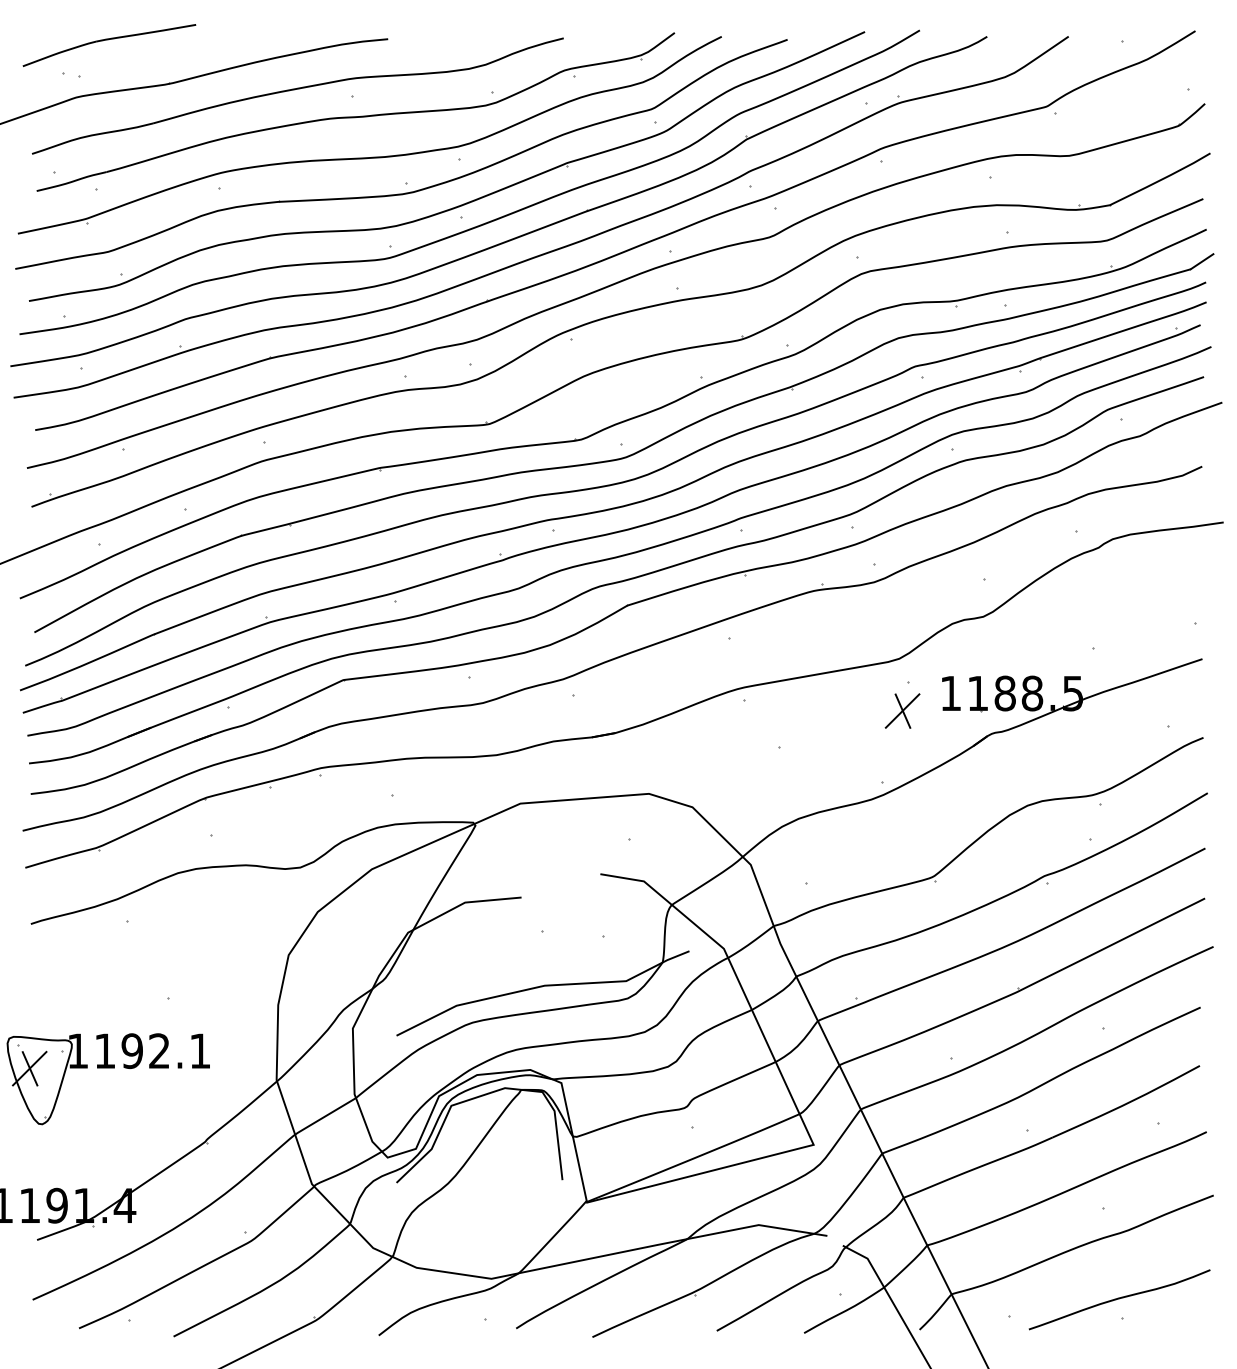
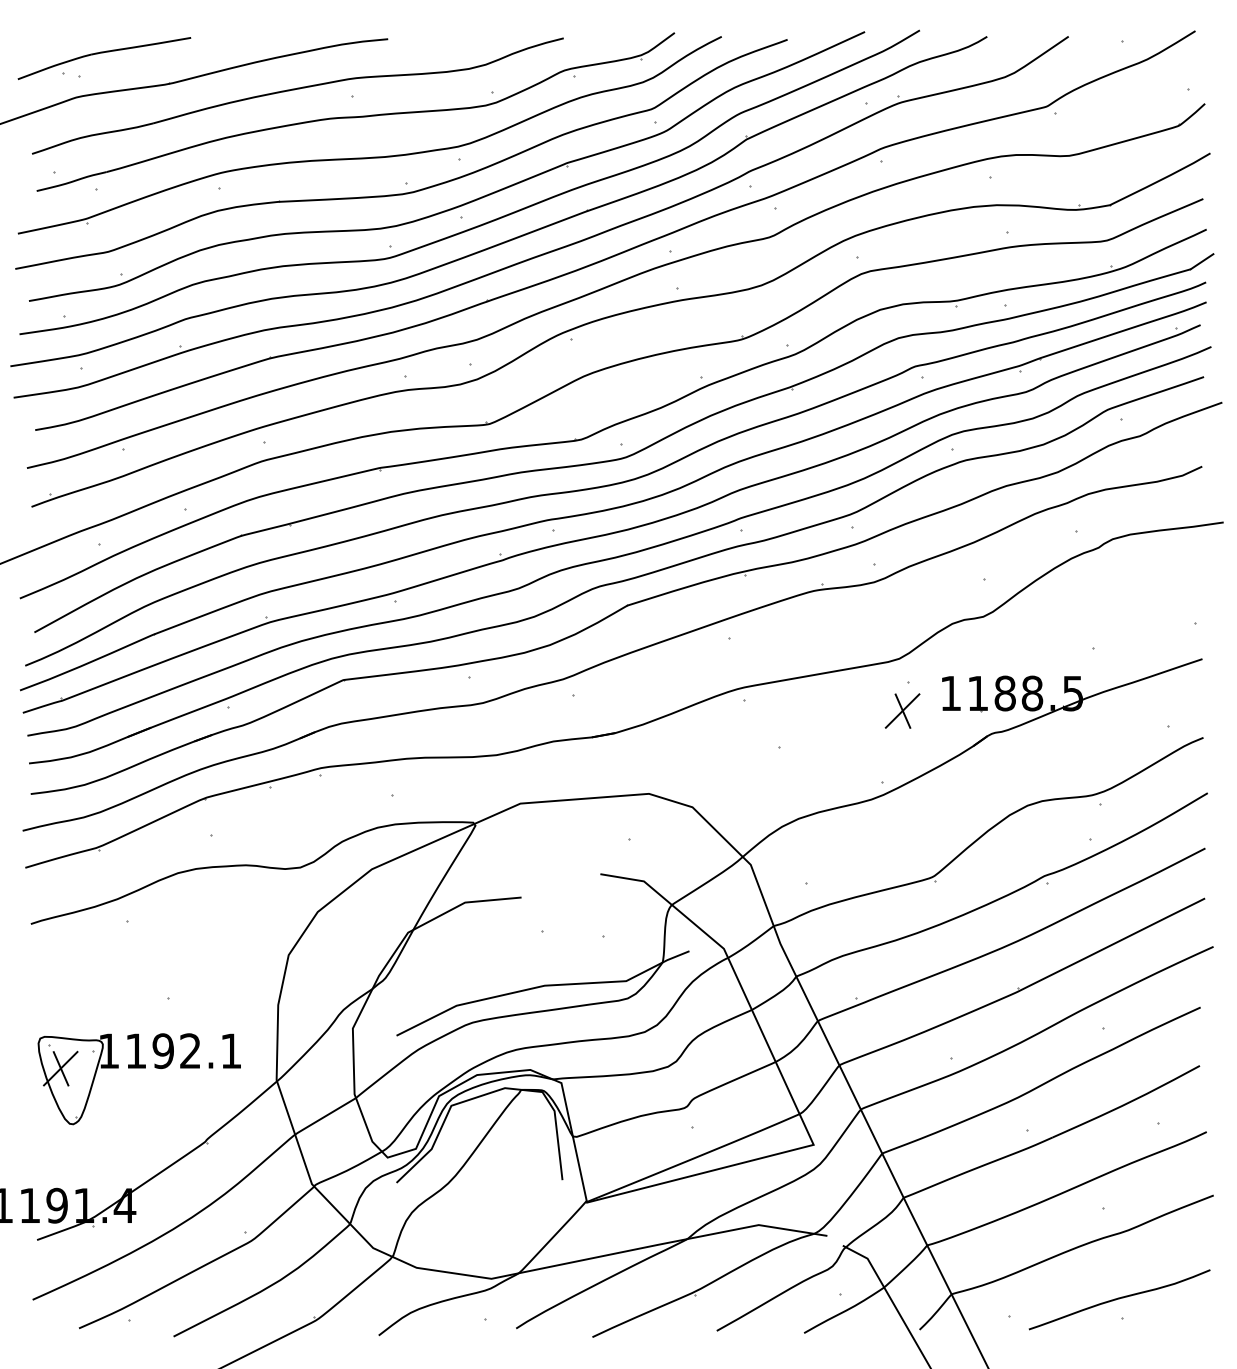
part position: (109, 45) -> (104, 58) (104, 58)
part position: (107, 1068) -> (138, 1068) (138, 1068)
